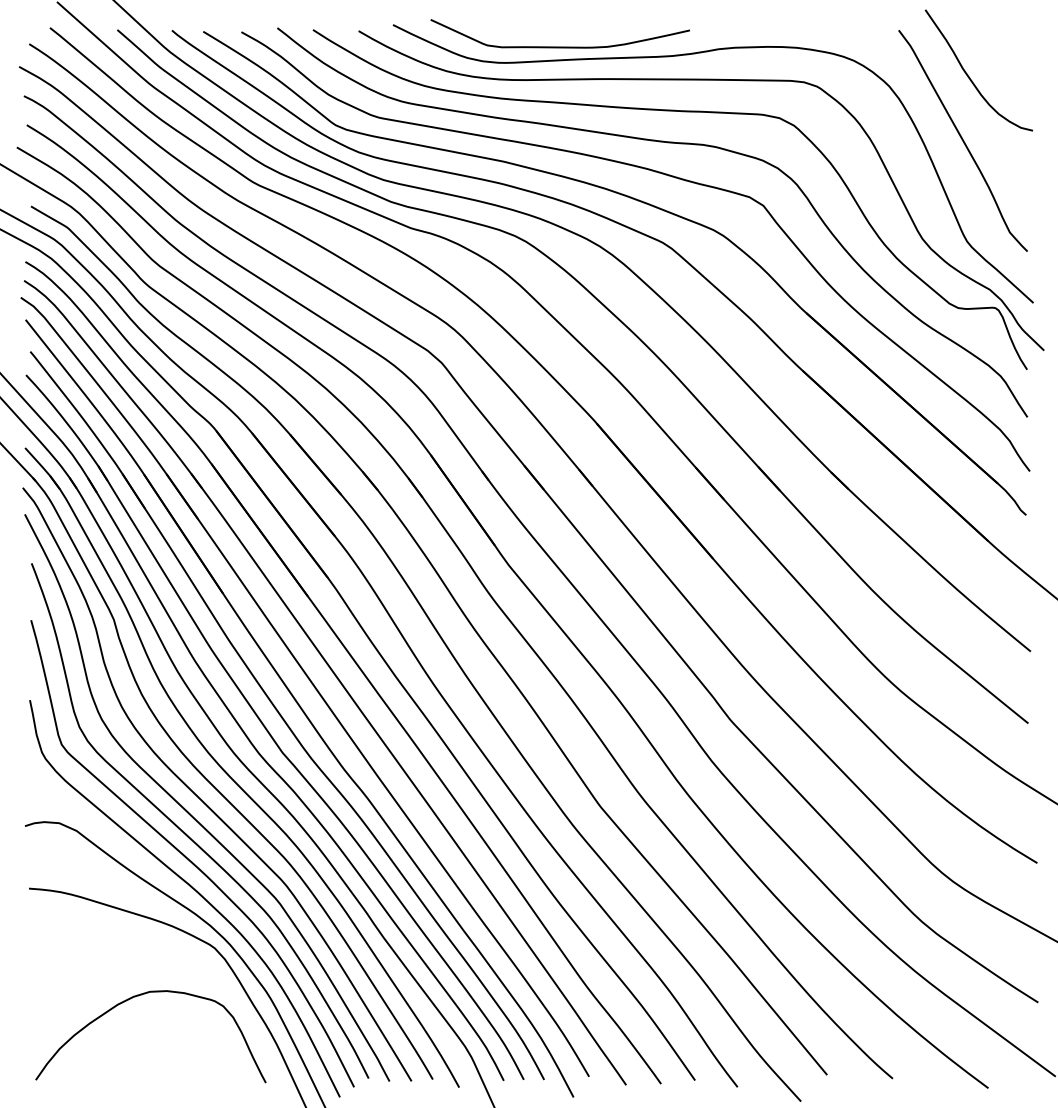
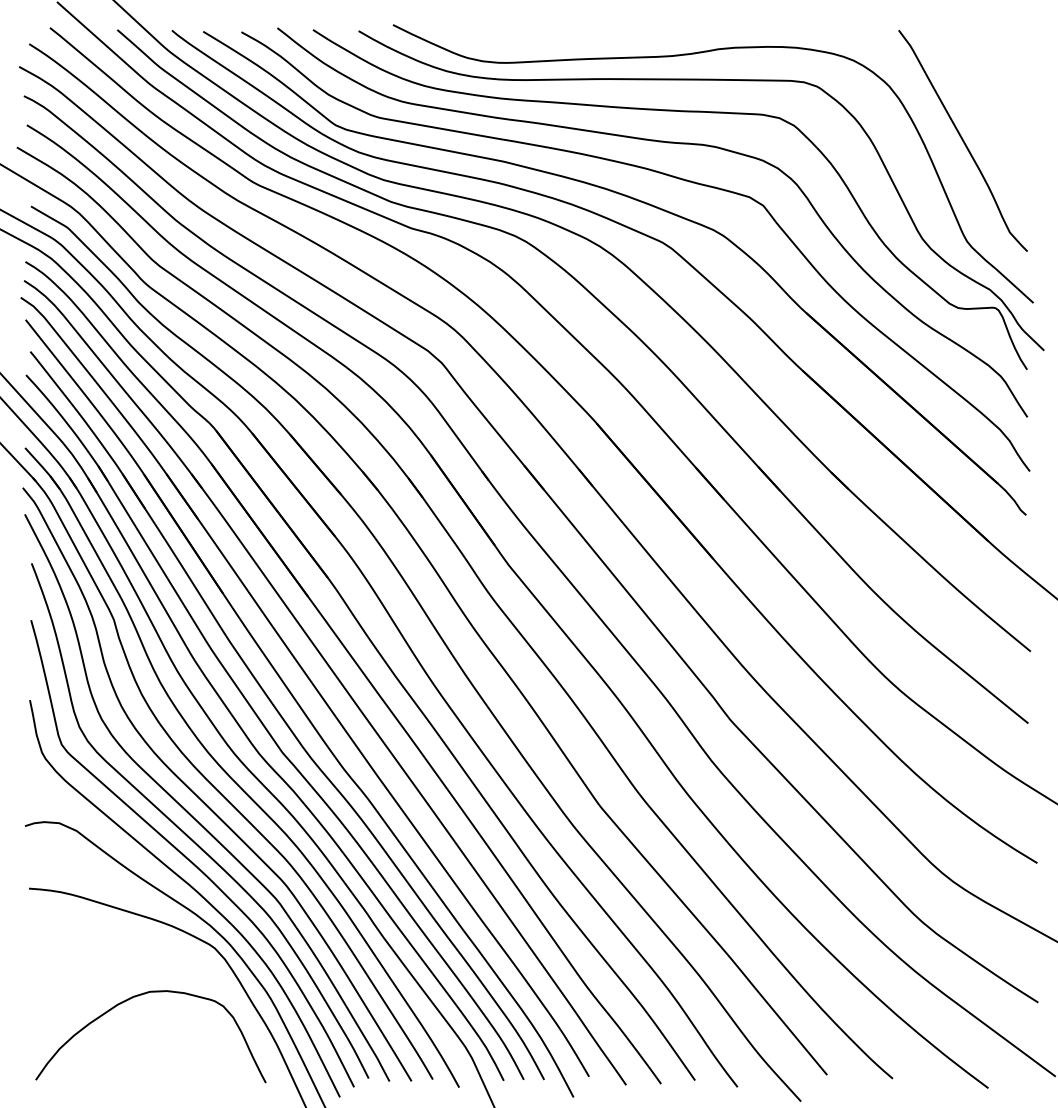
curve: present -> none (559, 46)
curve: present -> none (970, 77)
